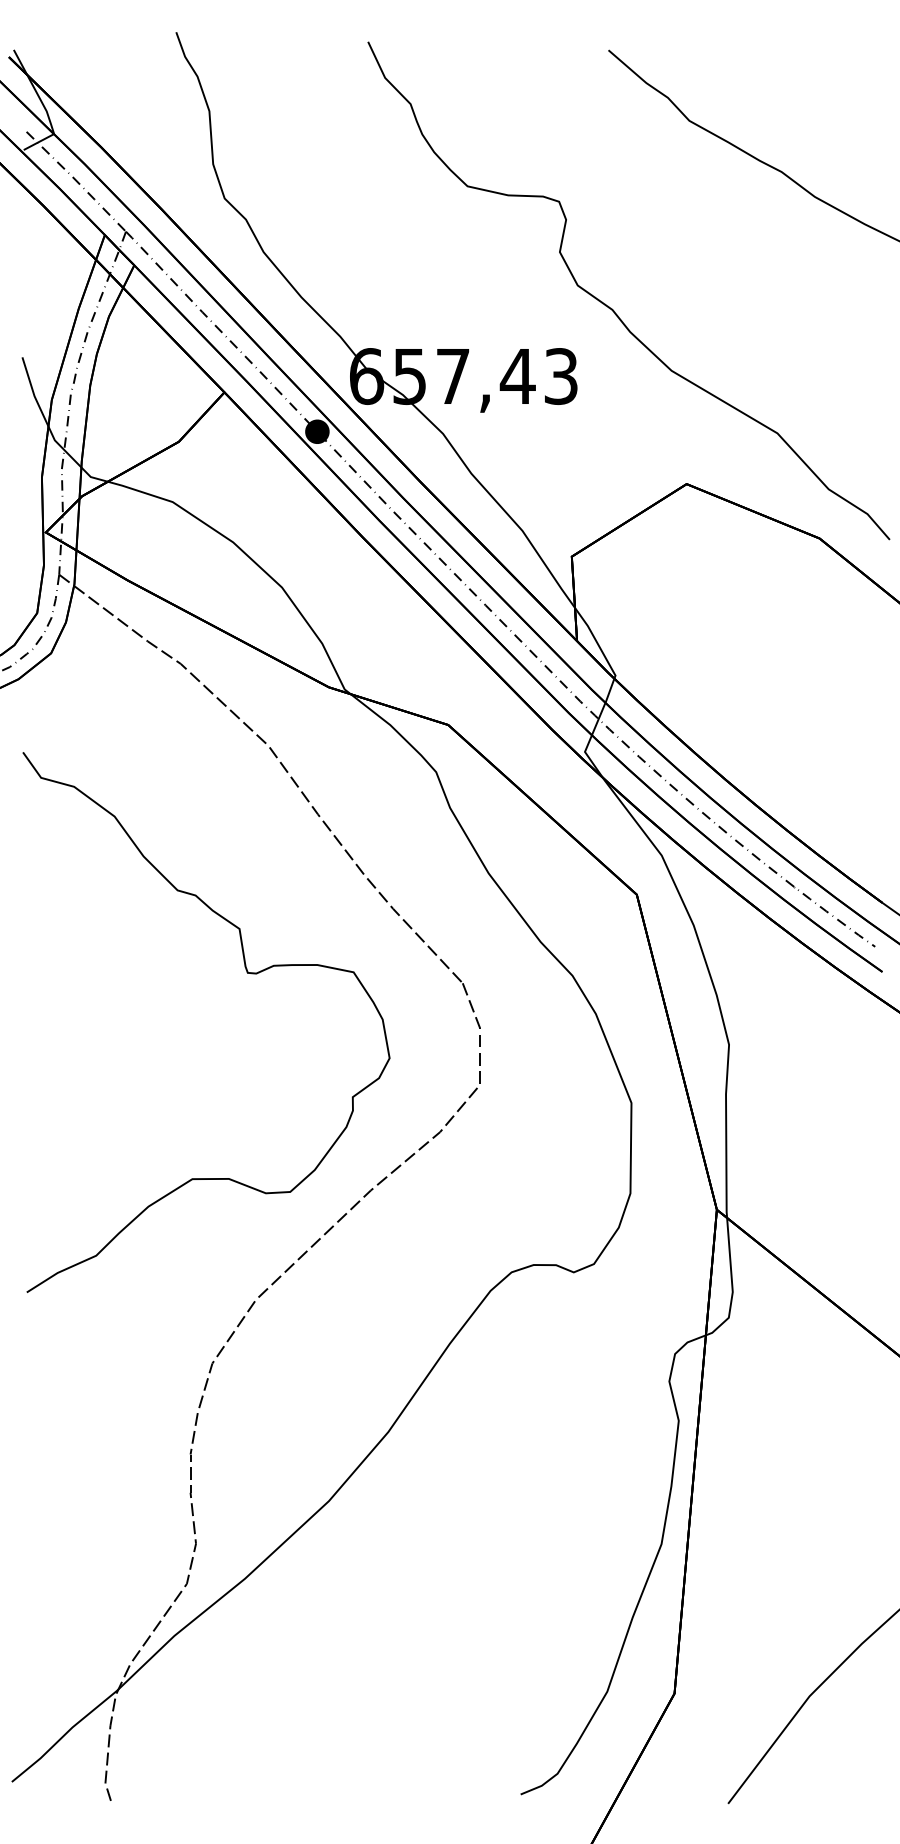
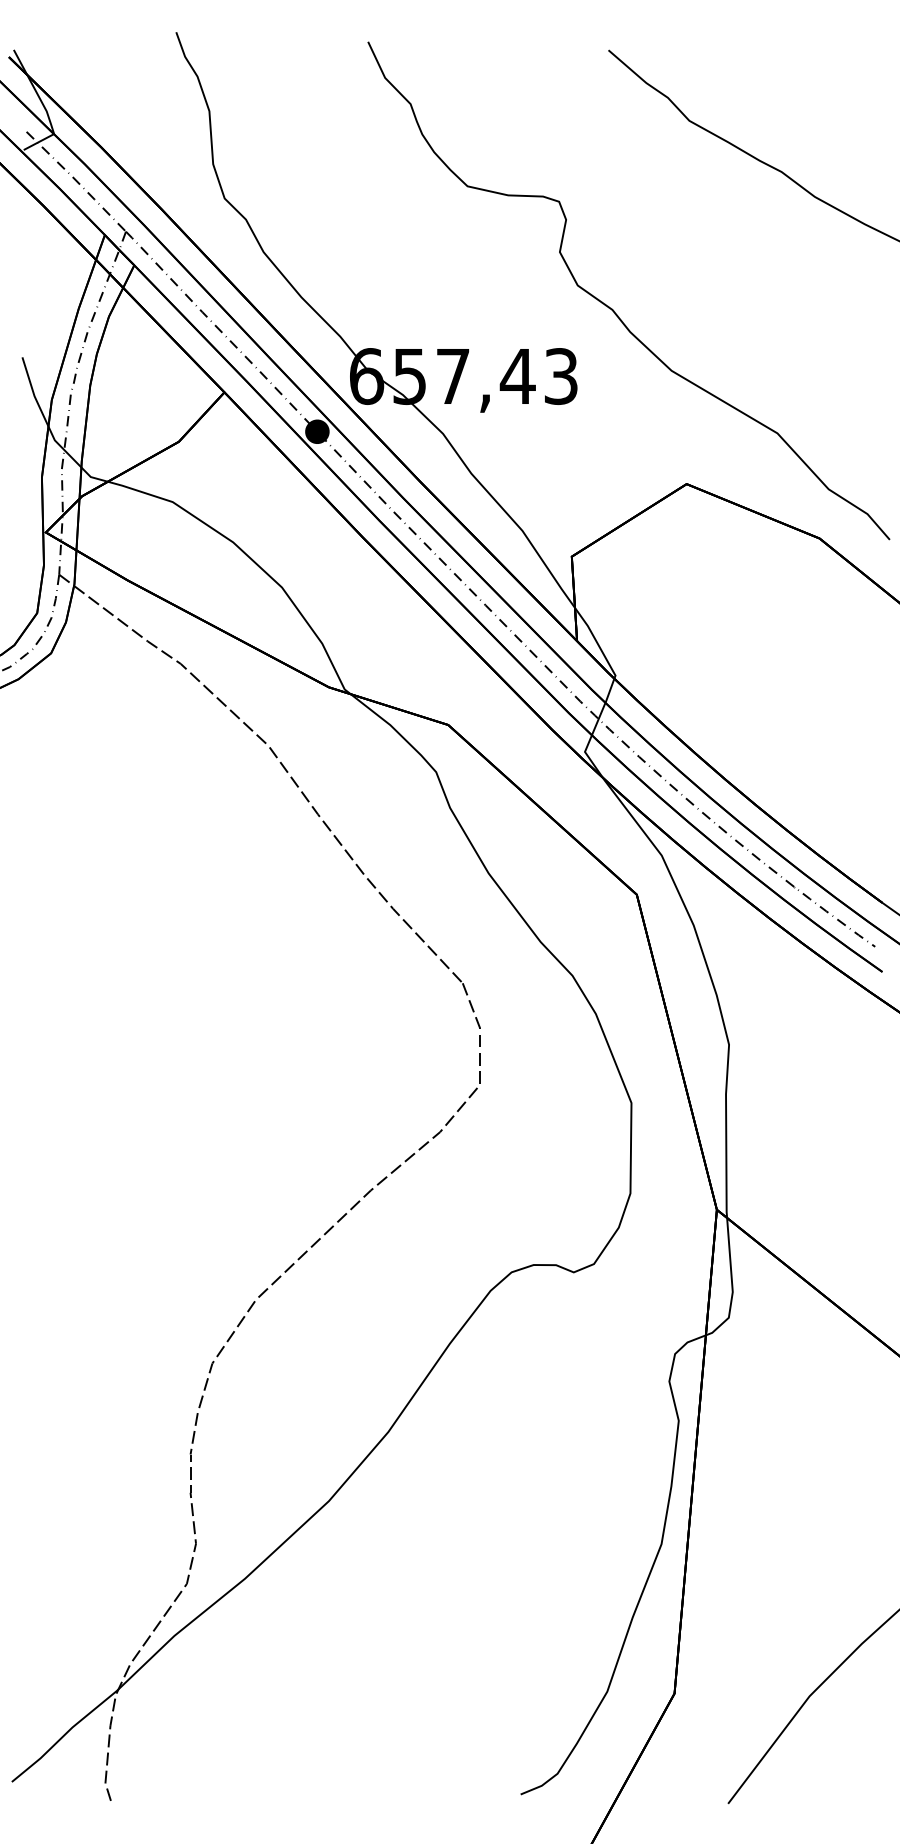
curve: present -> none (247, 973)
